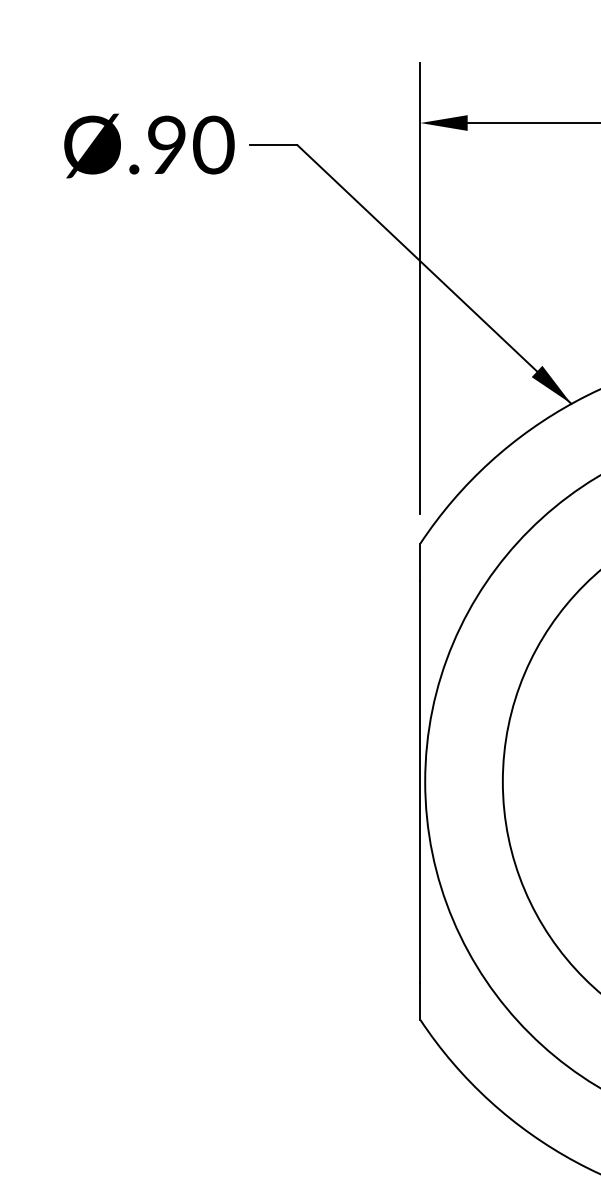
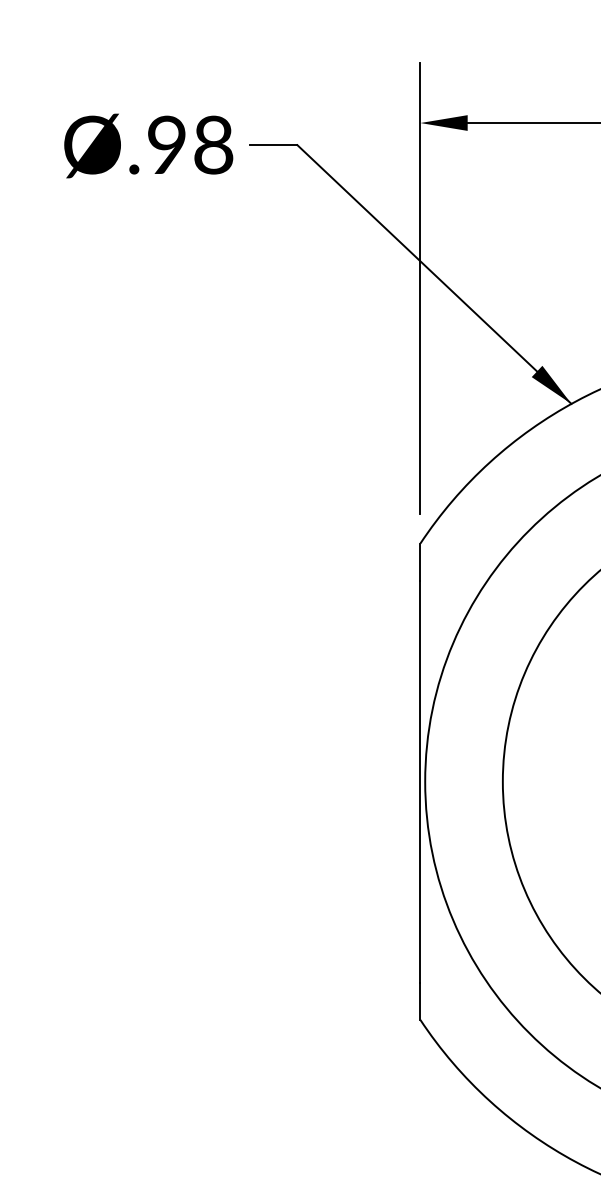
text: Ø.90 -> Ø.98 (213, 145)
